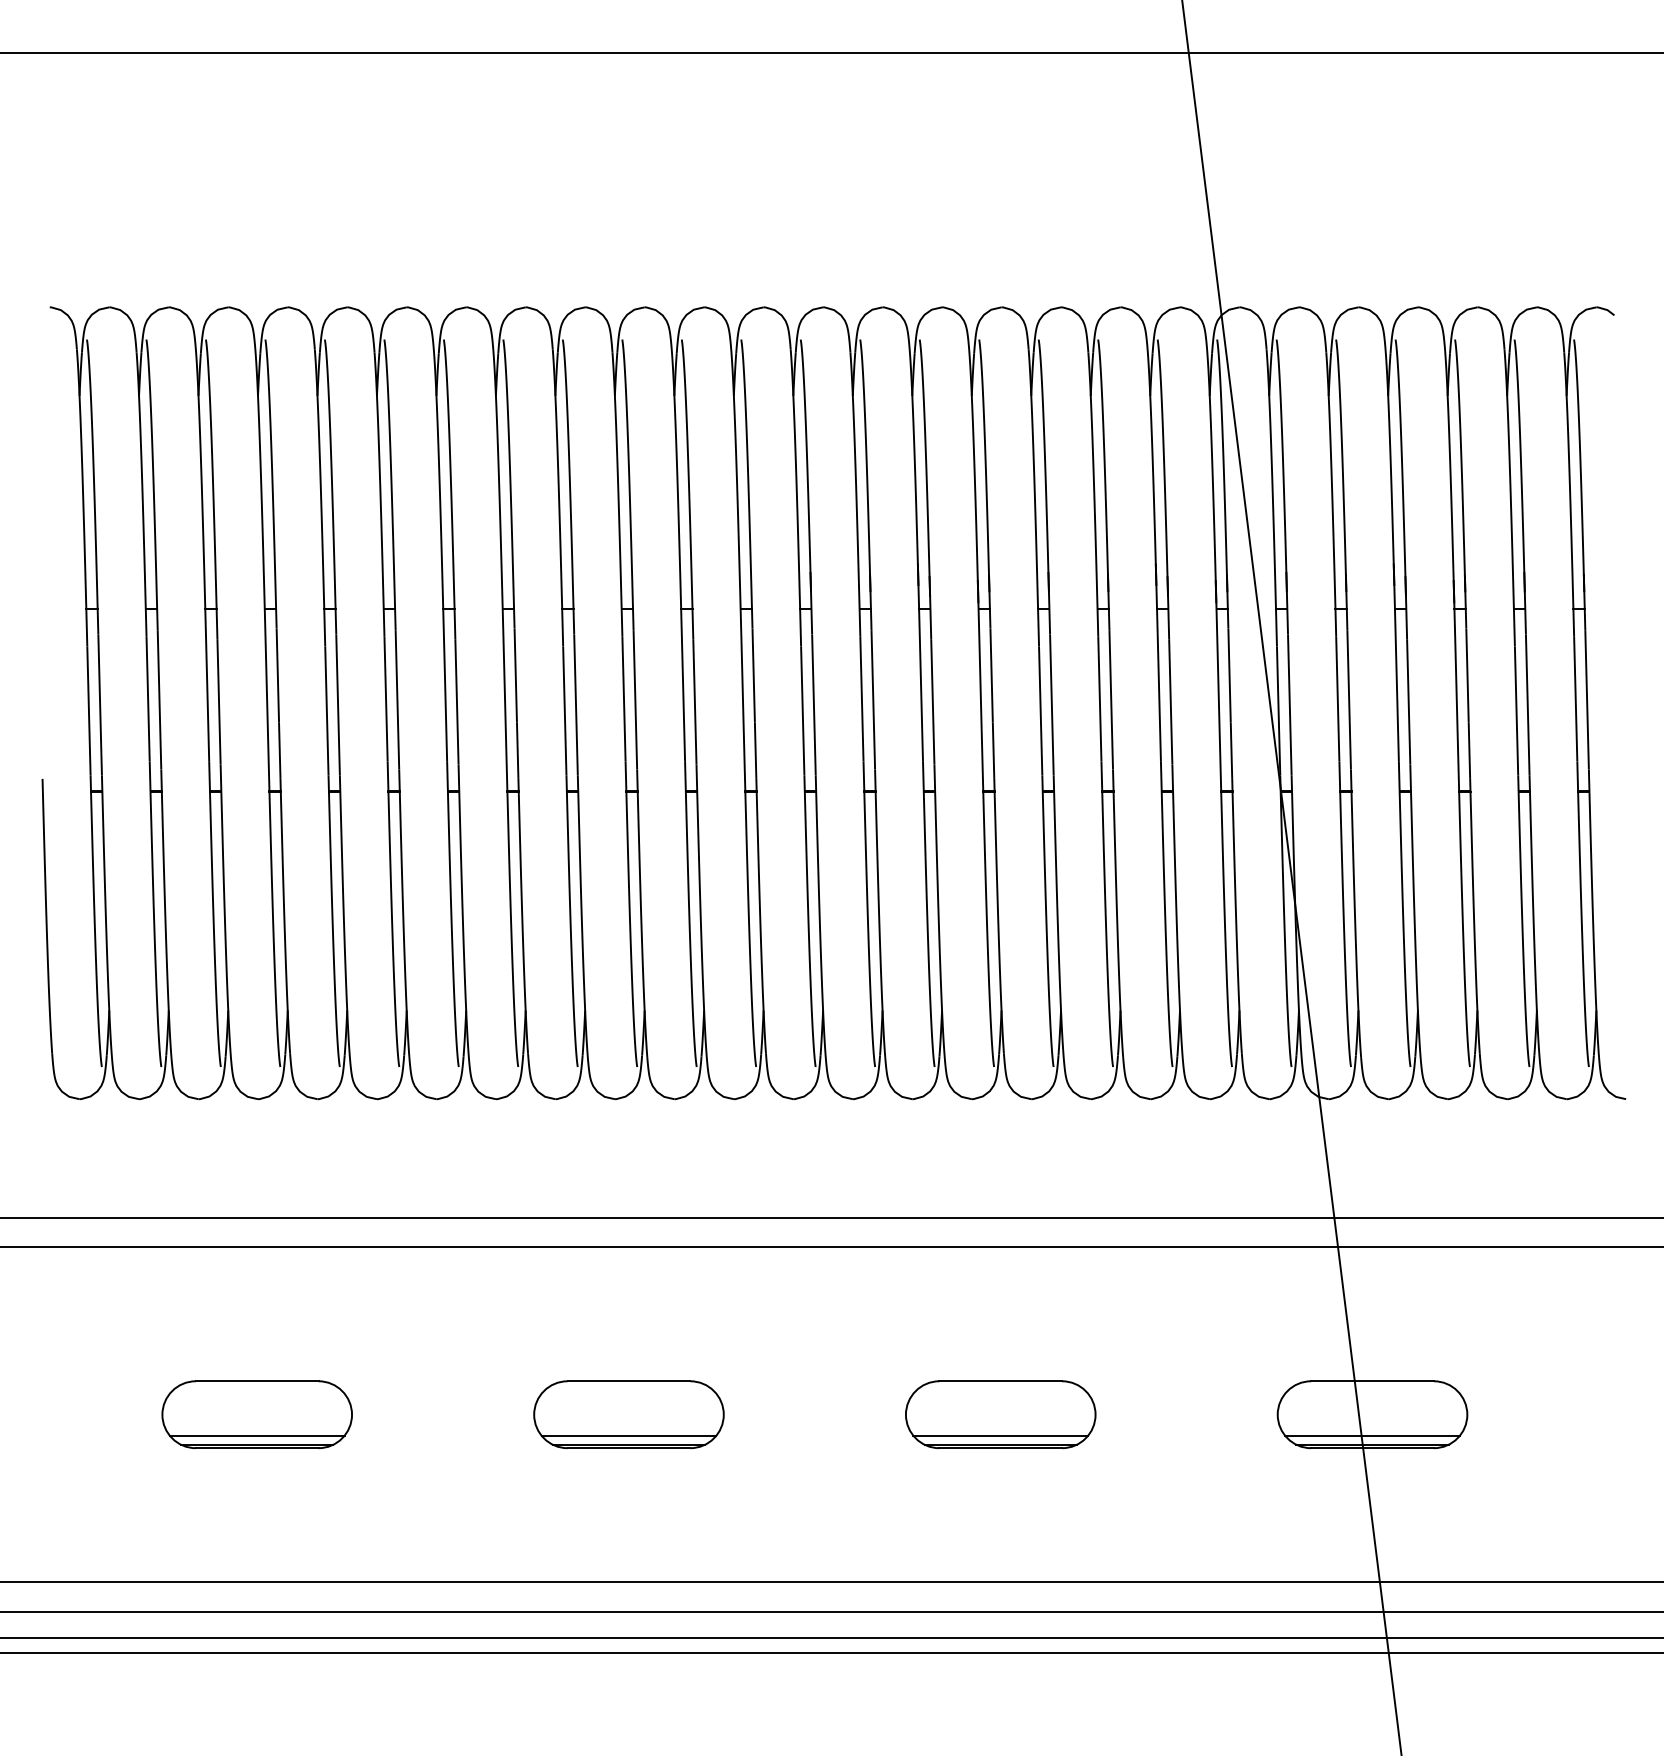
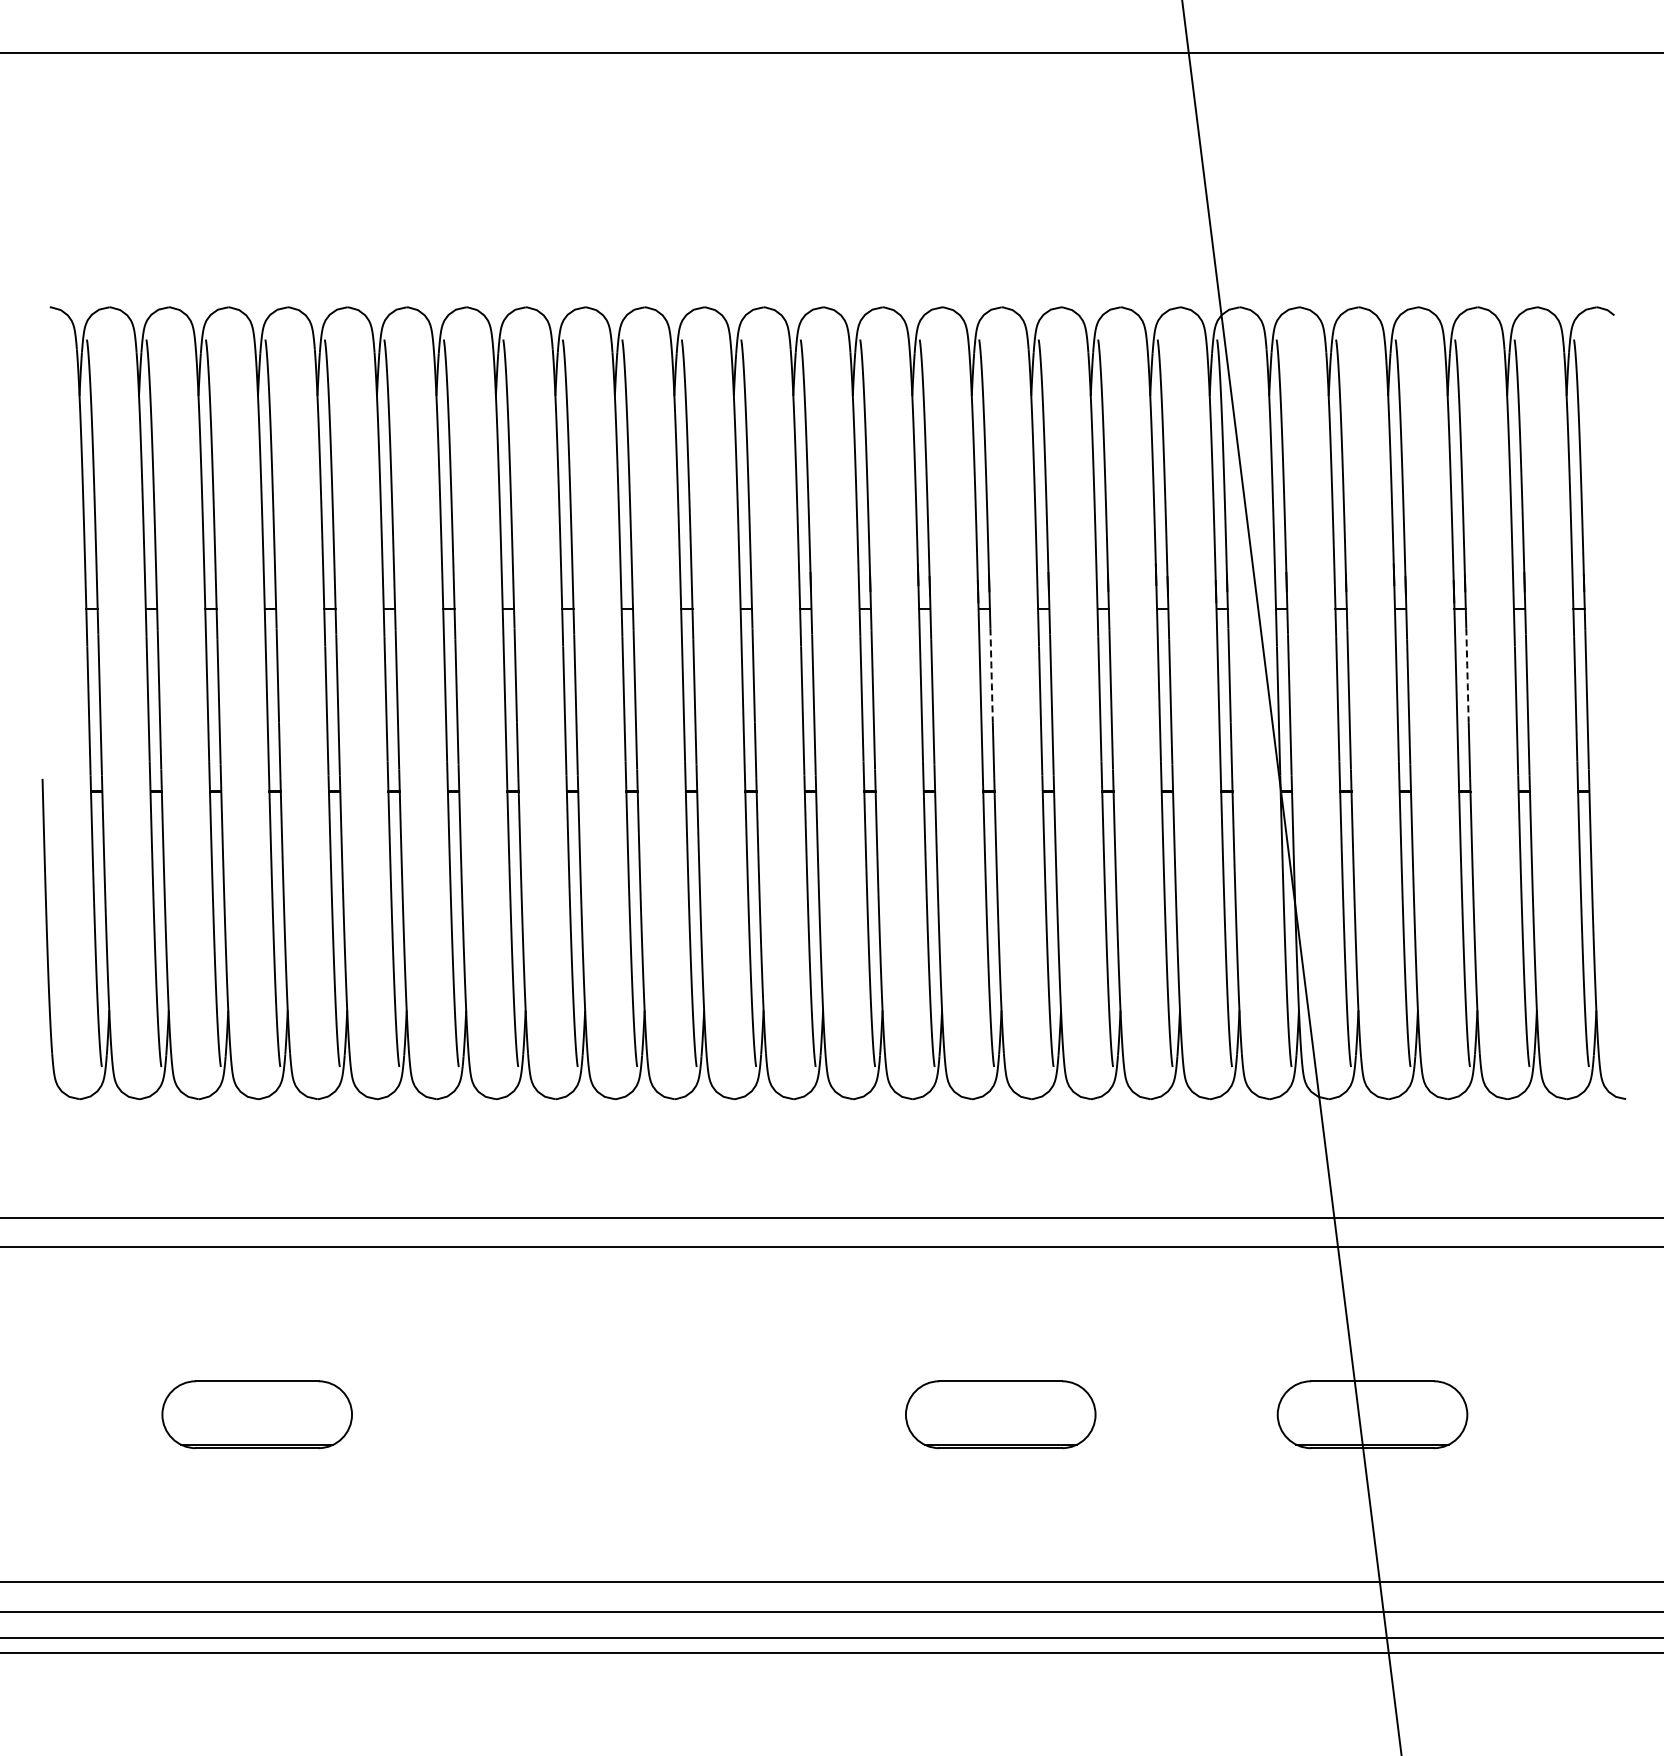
line: solid -> dashed (991, 675)
line: solid -> dashed (1467, 675)
part: present -> none (628, 1414)
line: present -> none (256, 1435)
line: present -> none (1000, 1435)
line: present -> none (1372, 1435)
